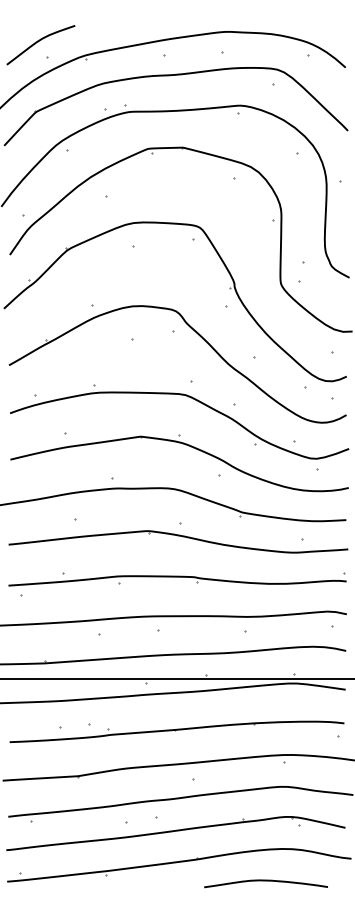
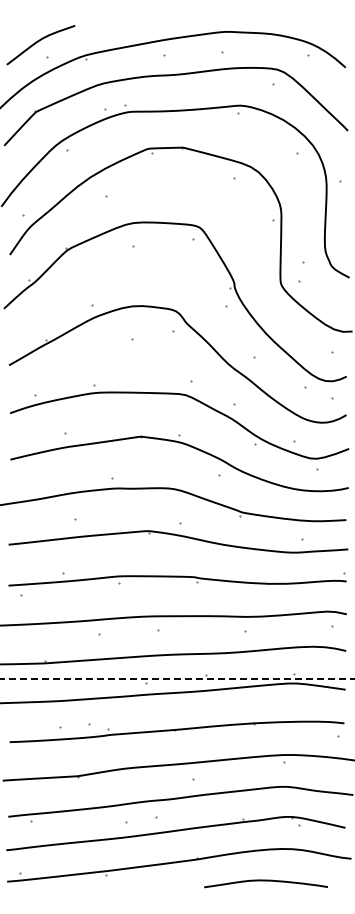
line: solid -> dashed (177, 678)
